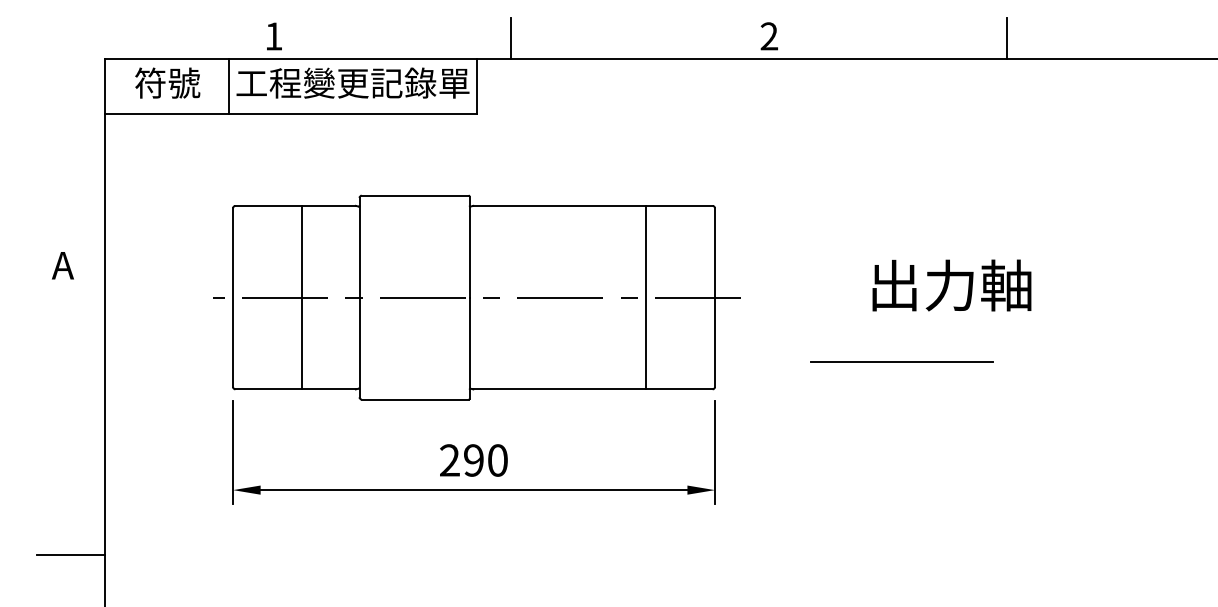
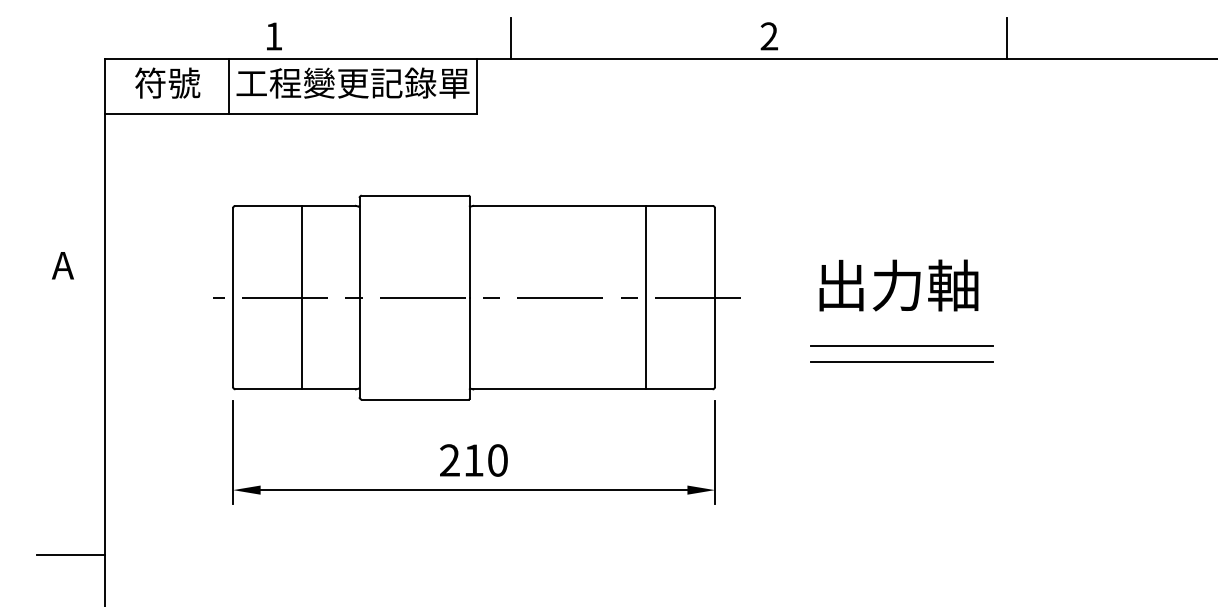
text position: (951, 285) -> (898, 285) (898, 285)
line: none -> present (901, 345)
text: 290 -> 210 (473, 460)
